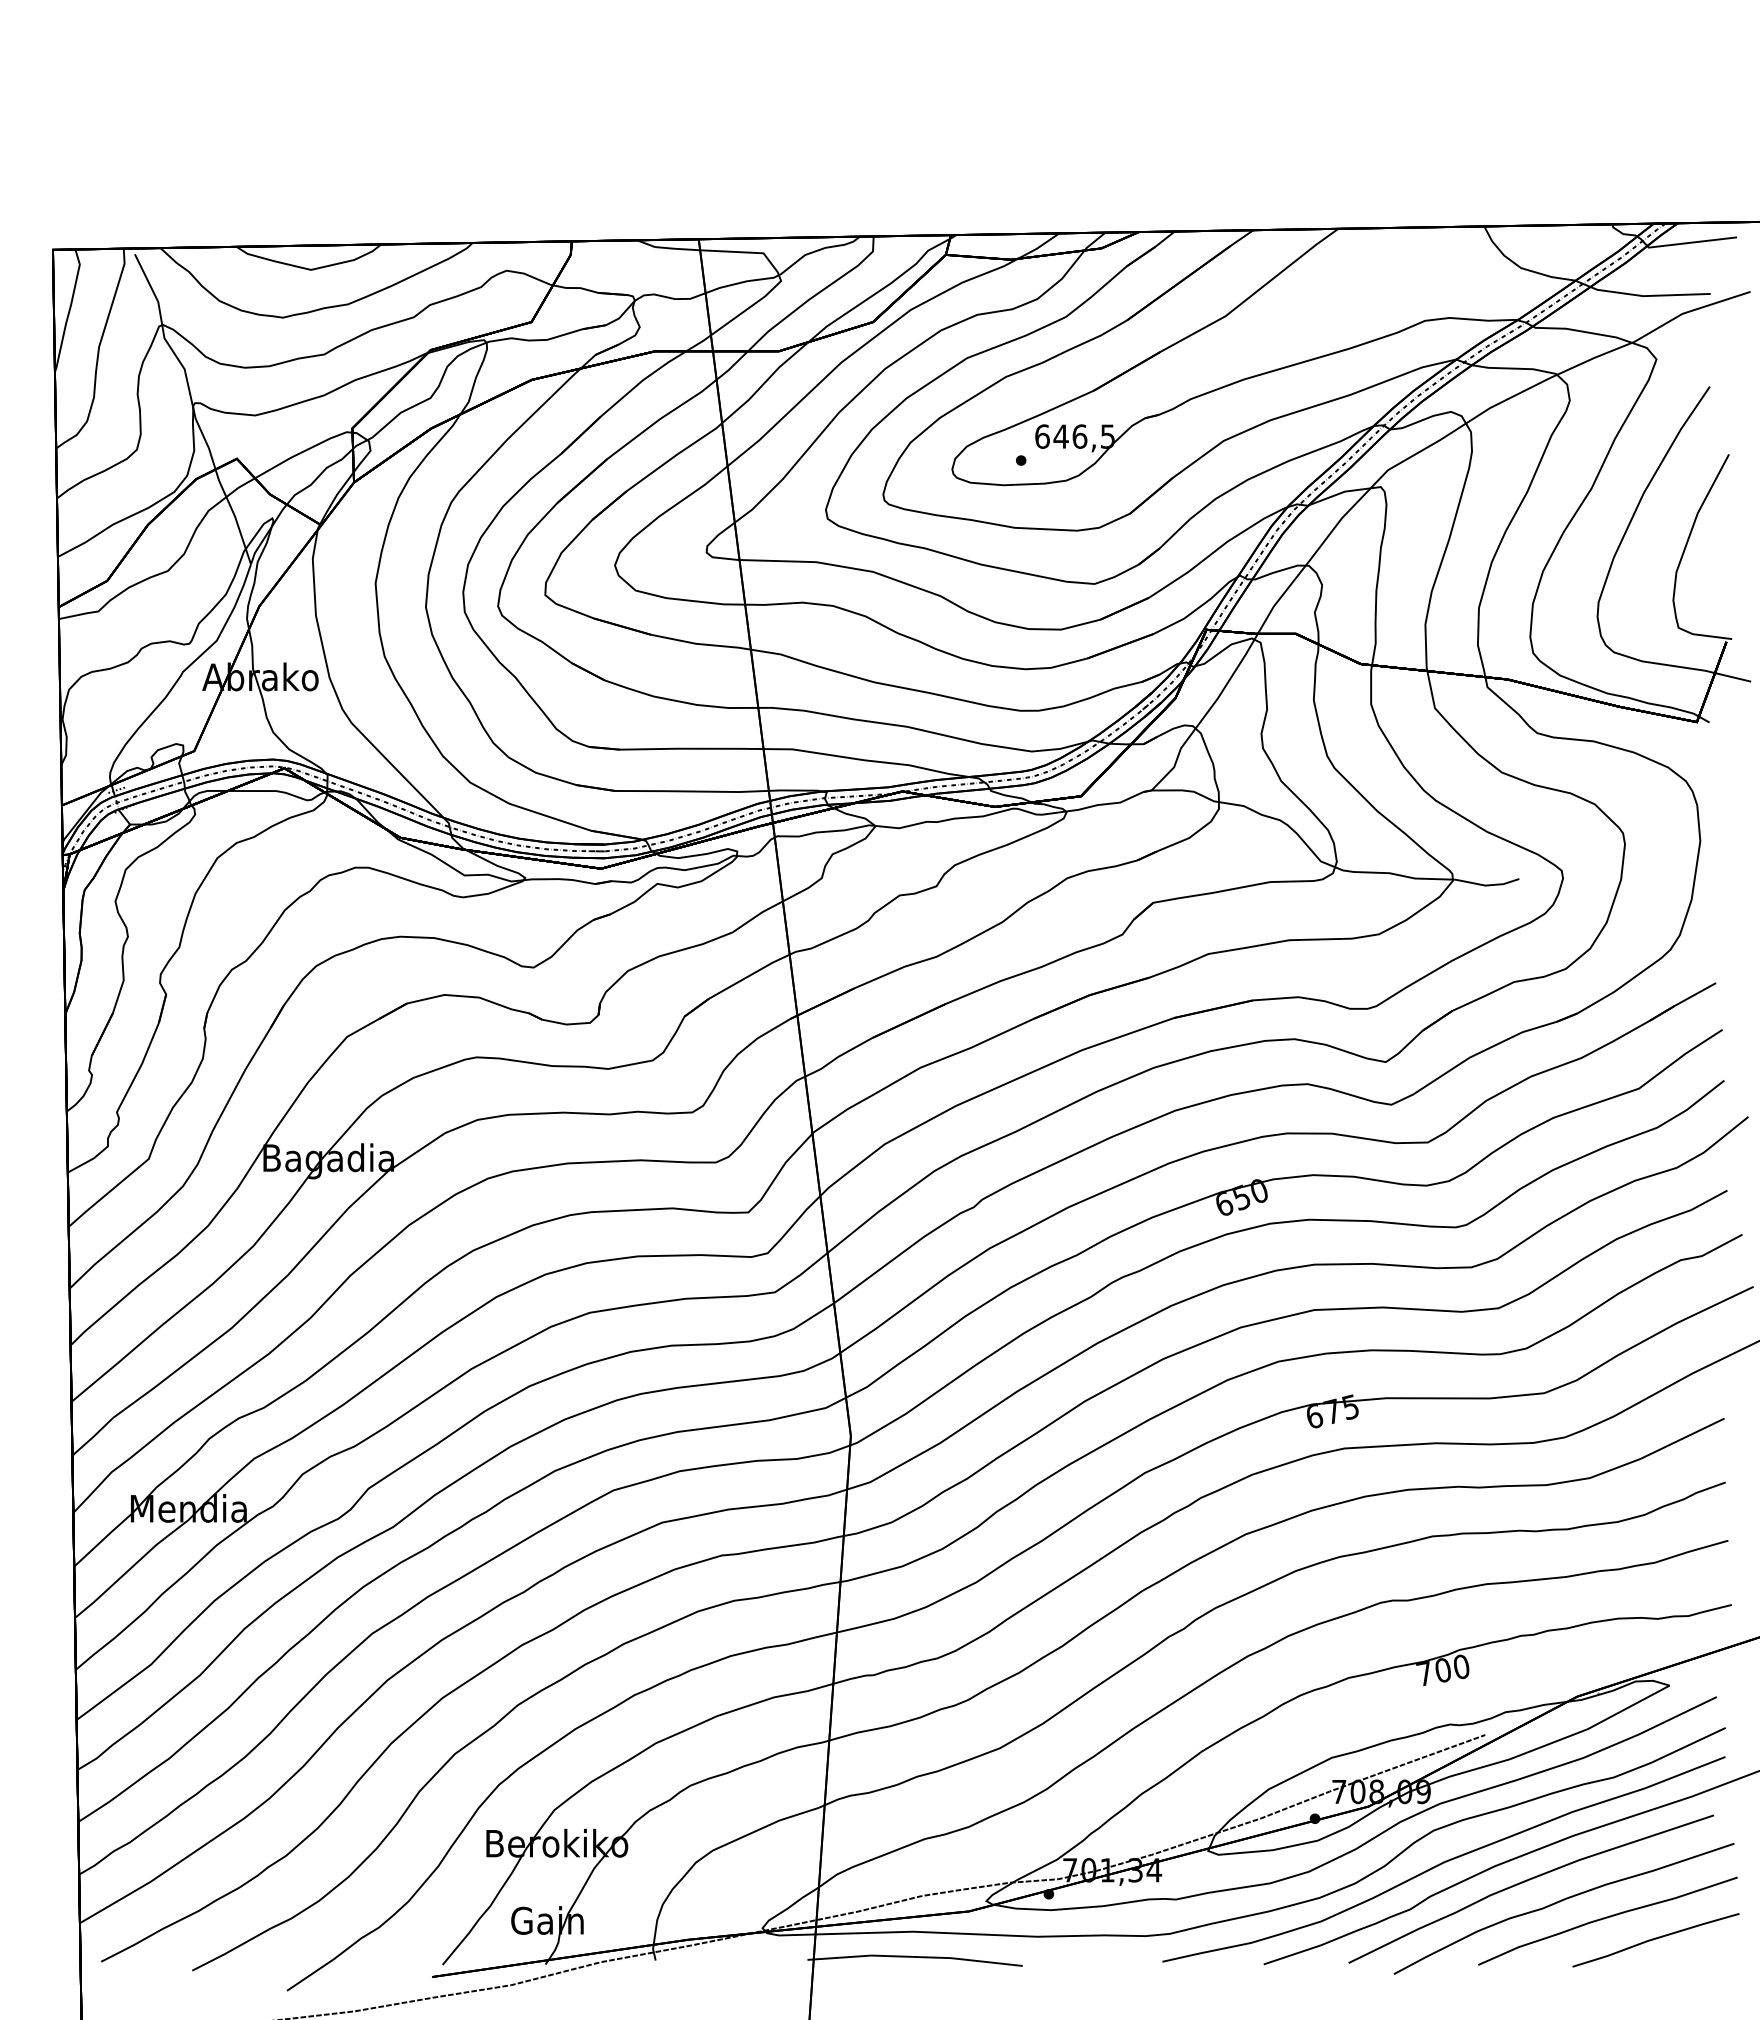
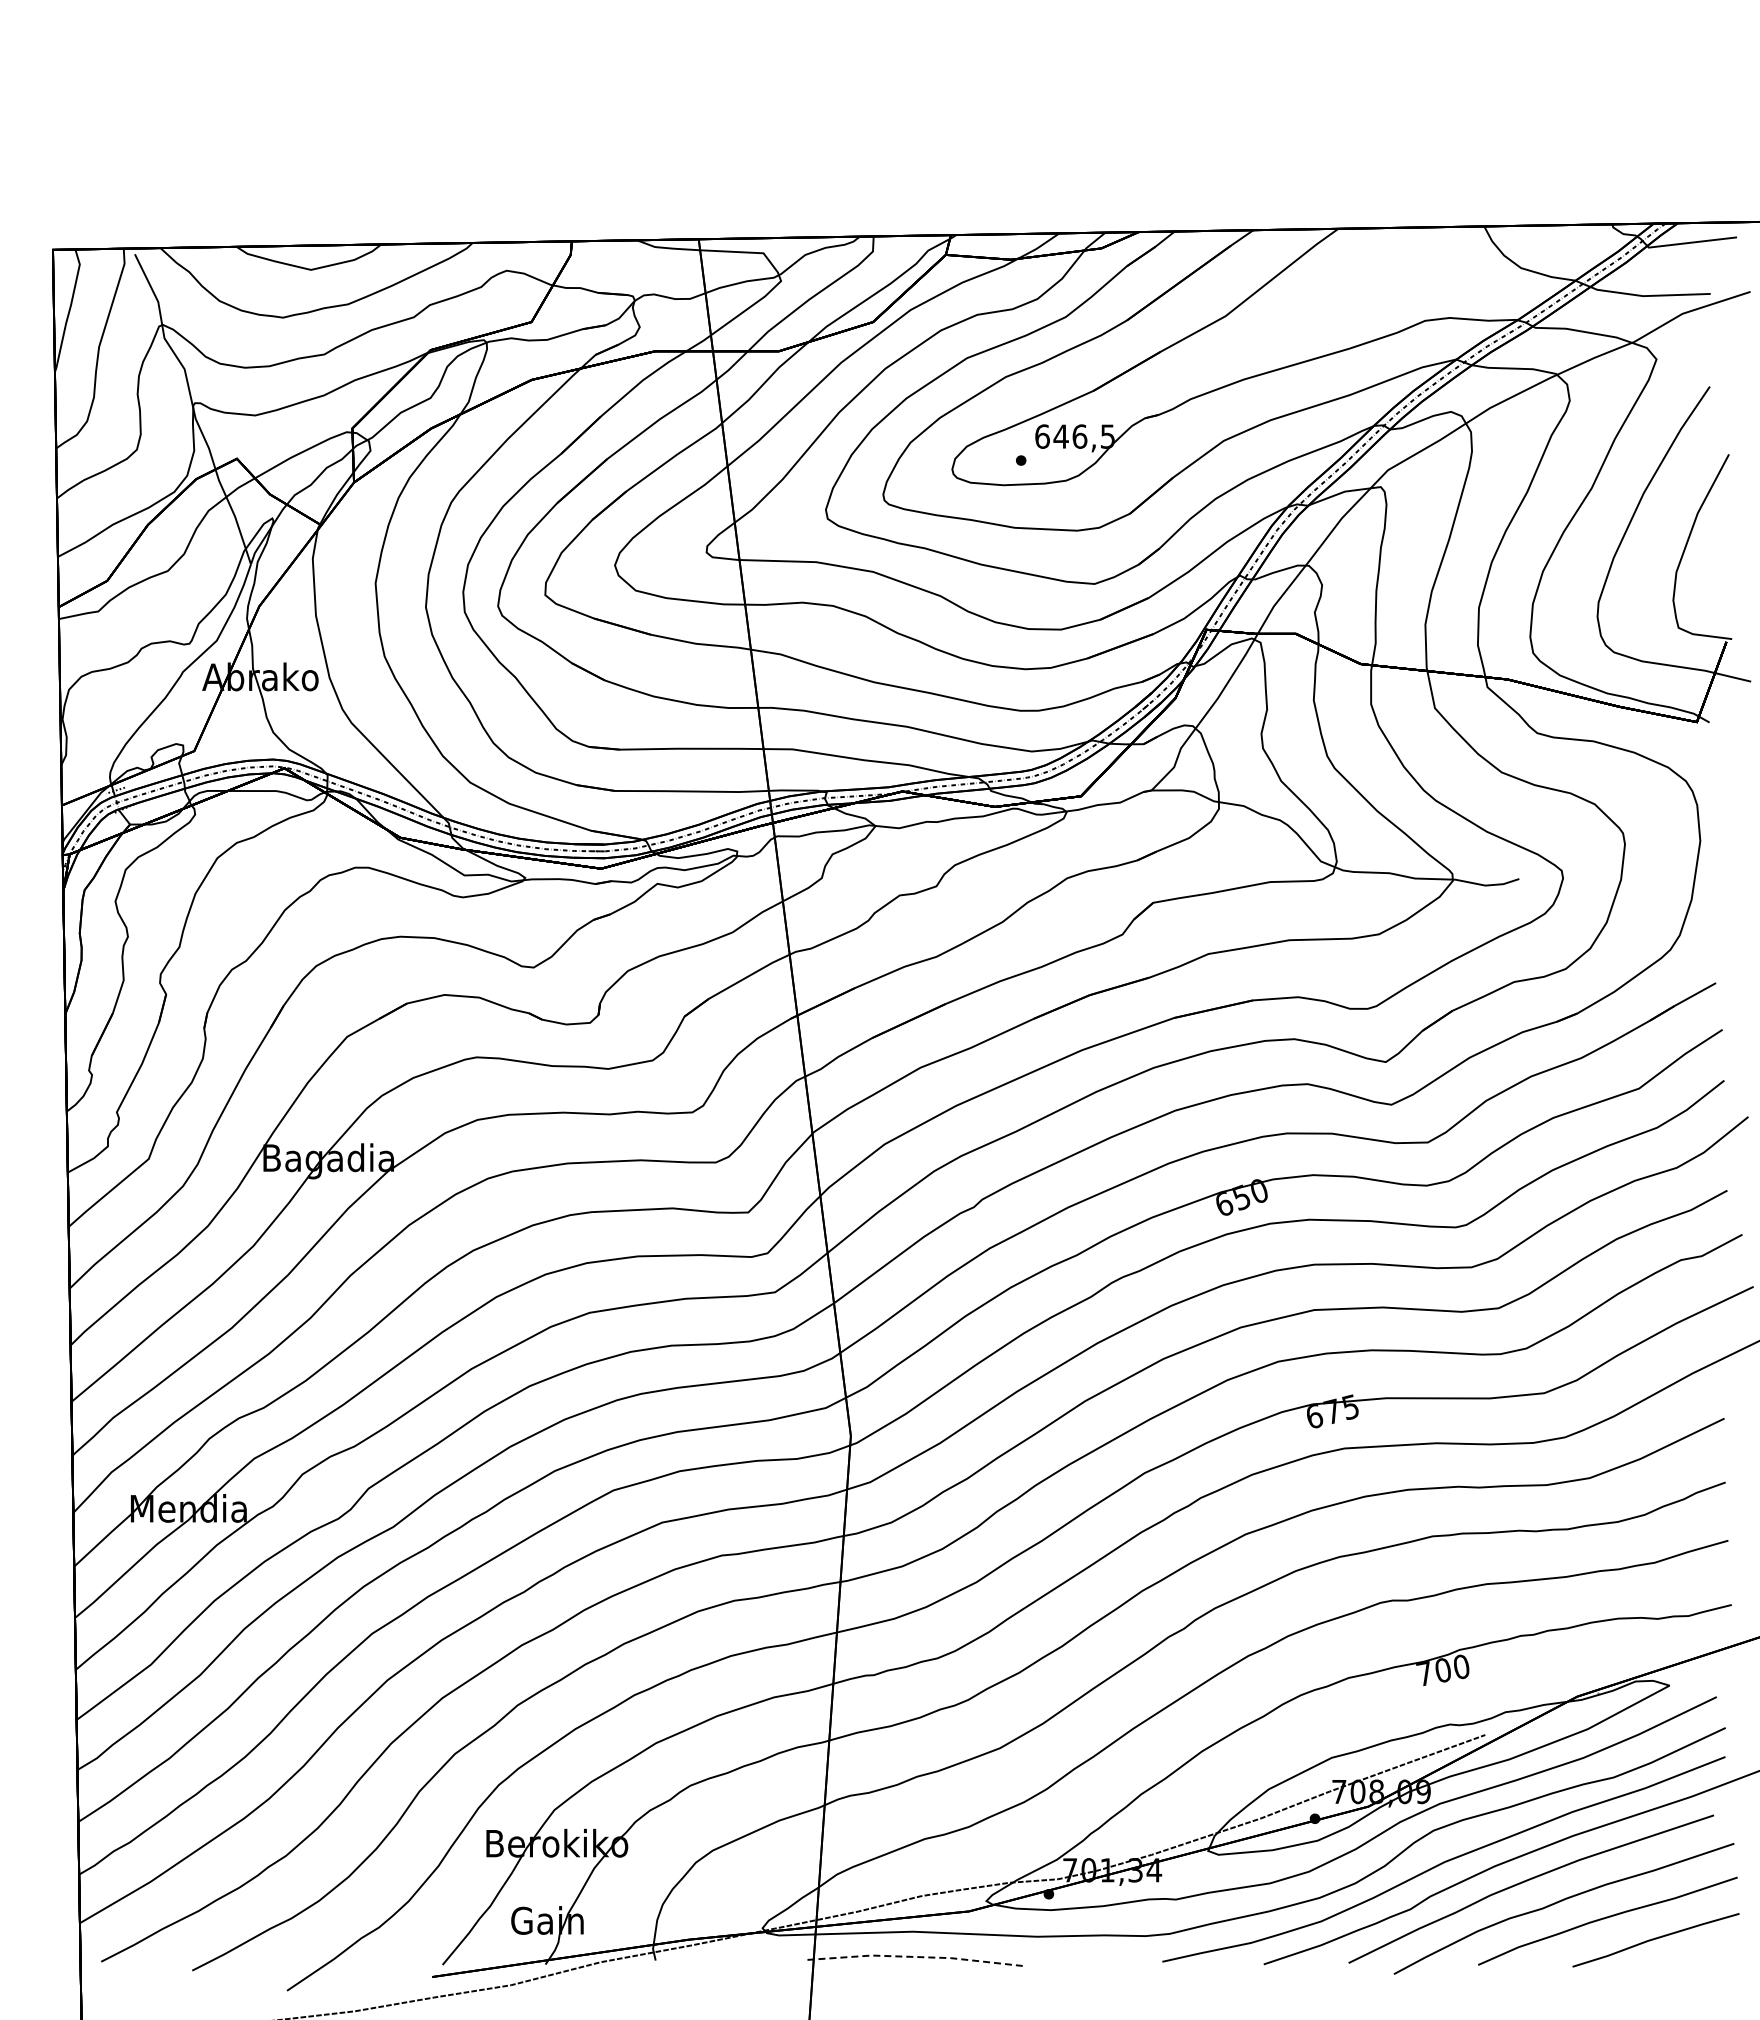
line: solid -> dashed (915, 1956)
